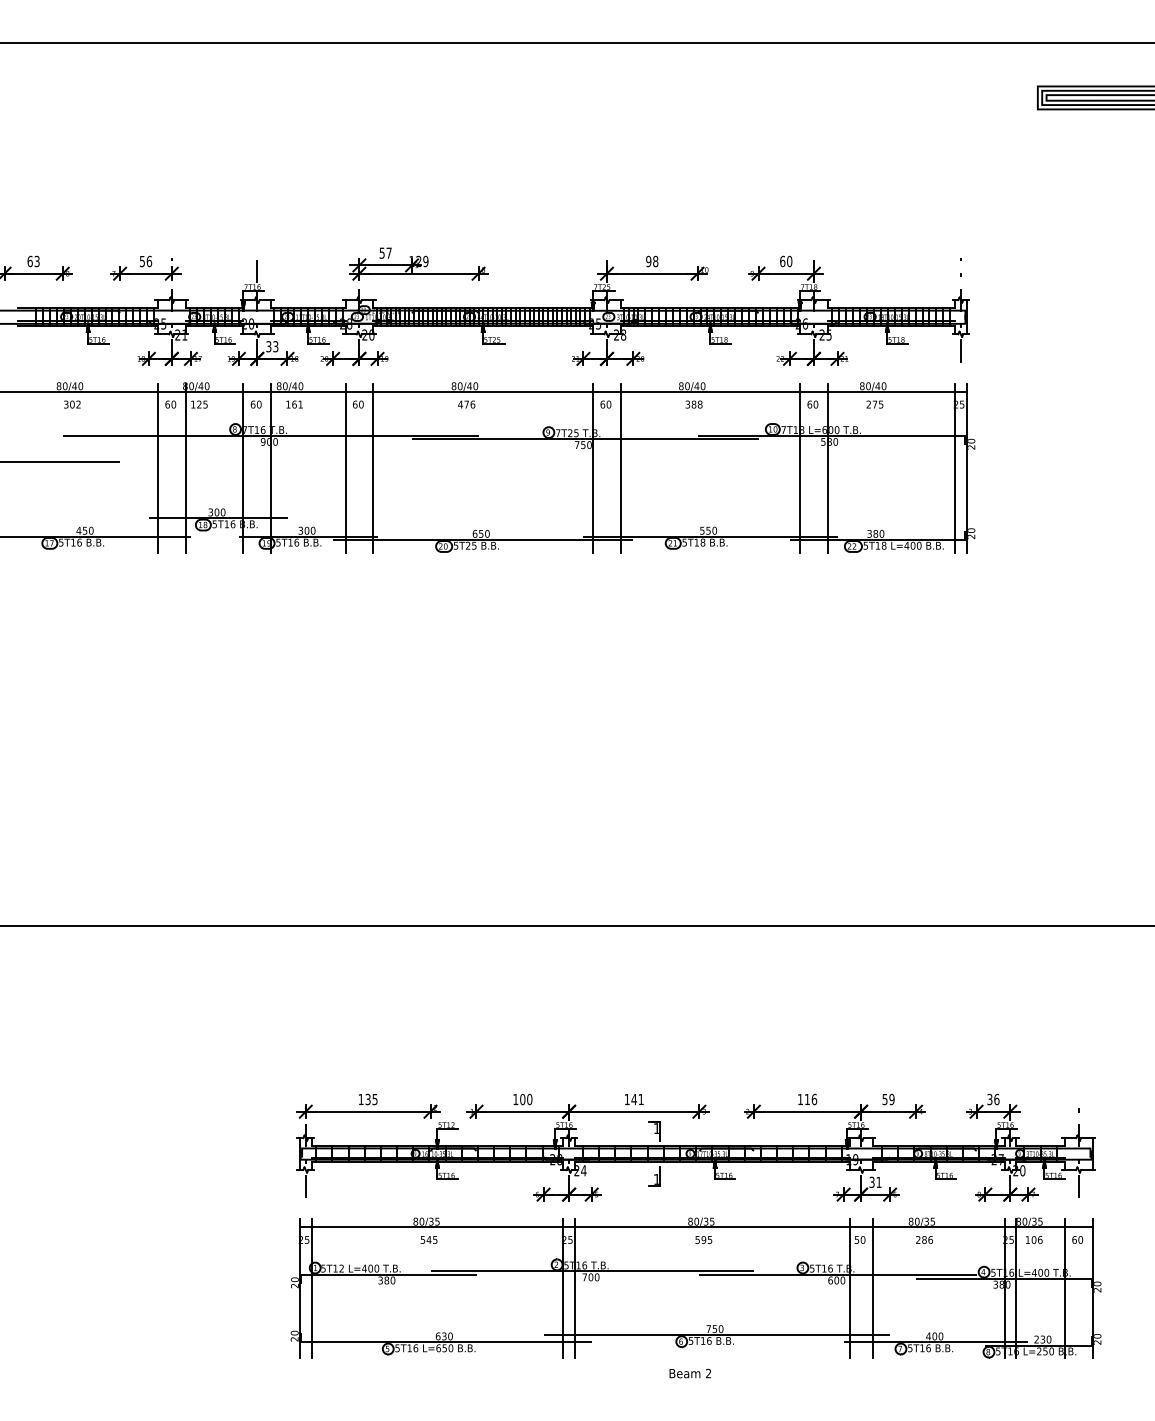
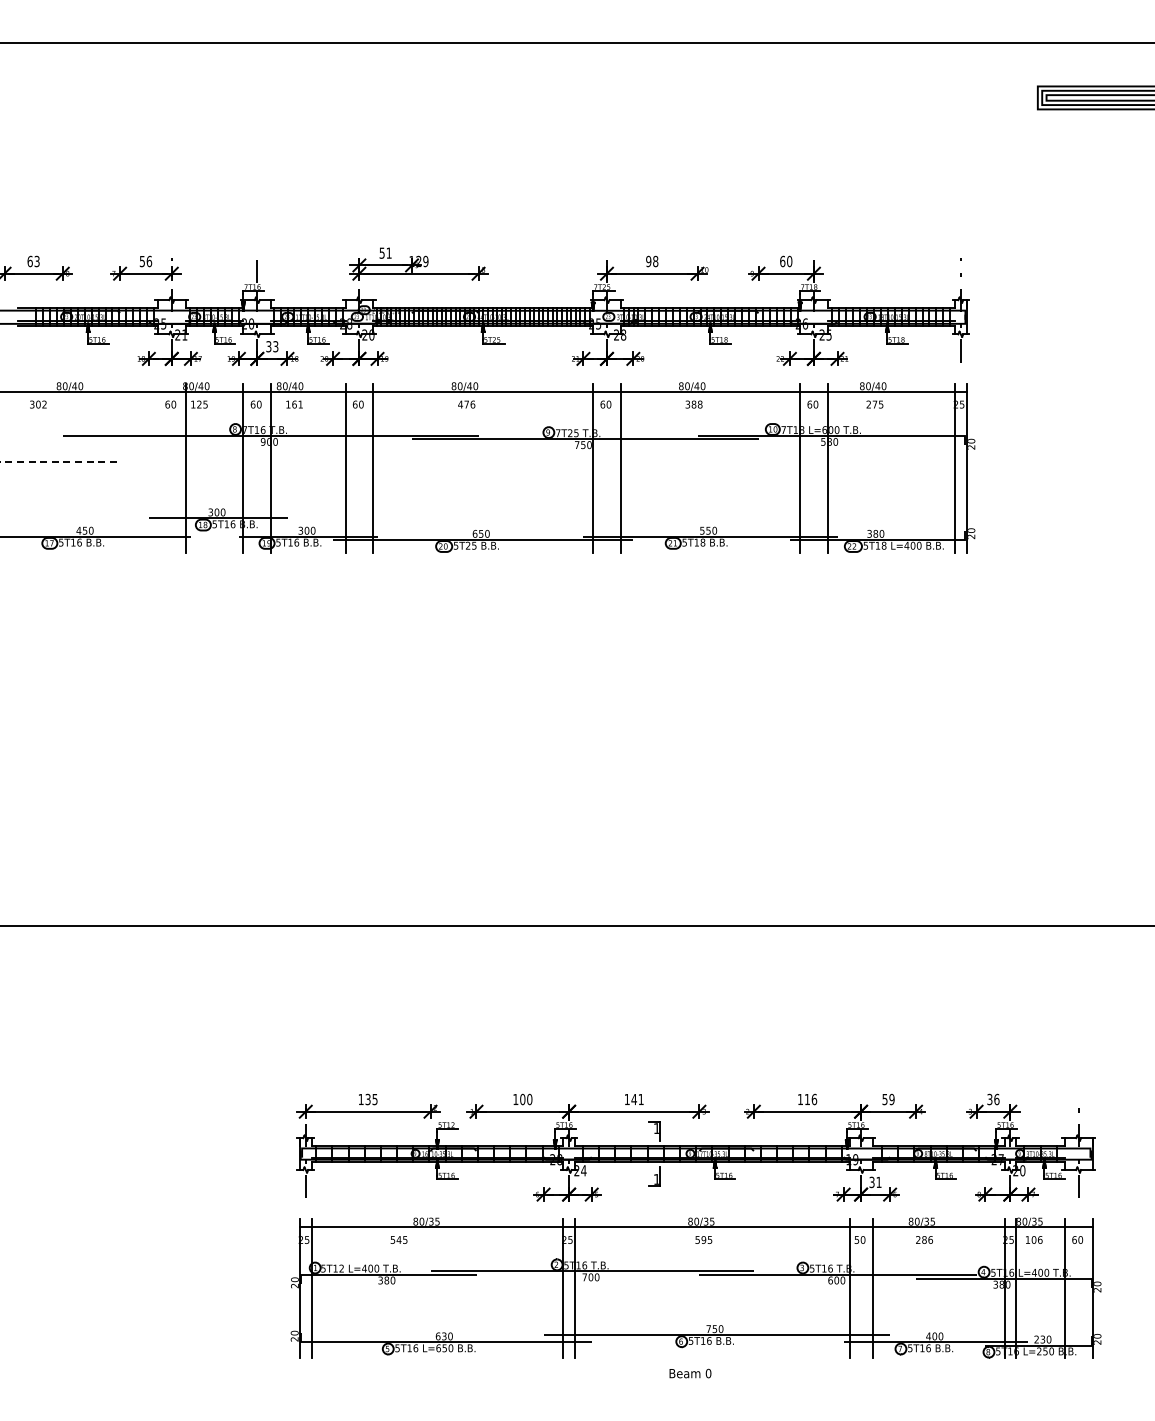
text: 57 -> 51 (388, 252)
text position: (72, 404) -> (38, 404) (38, 404)
line: solid -> dashed (60, 461)
line: present -> none (157, 467)
text position: (428, 1239) -> (398, 1239) (398, 1239)
text: 2 -> 0 (708, 1373)
